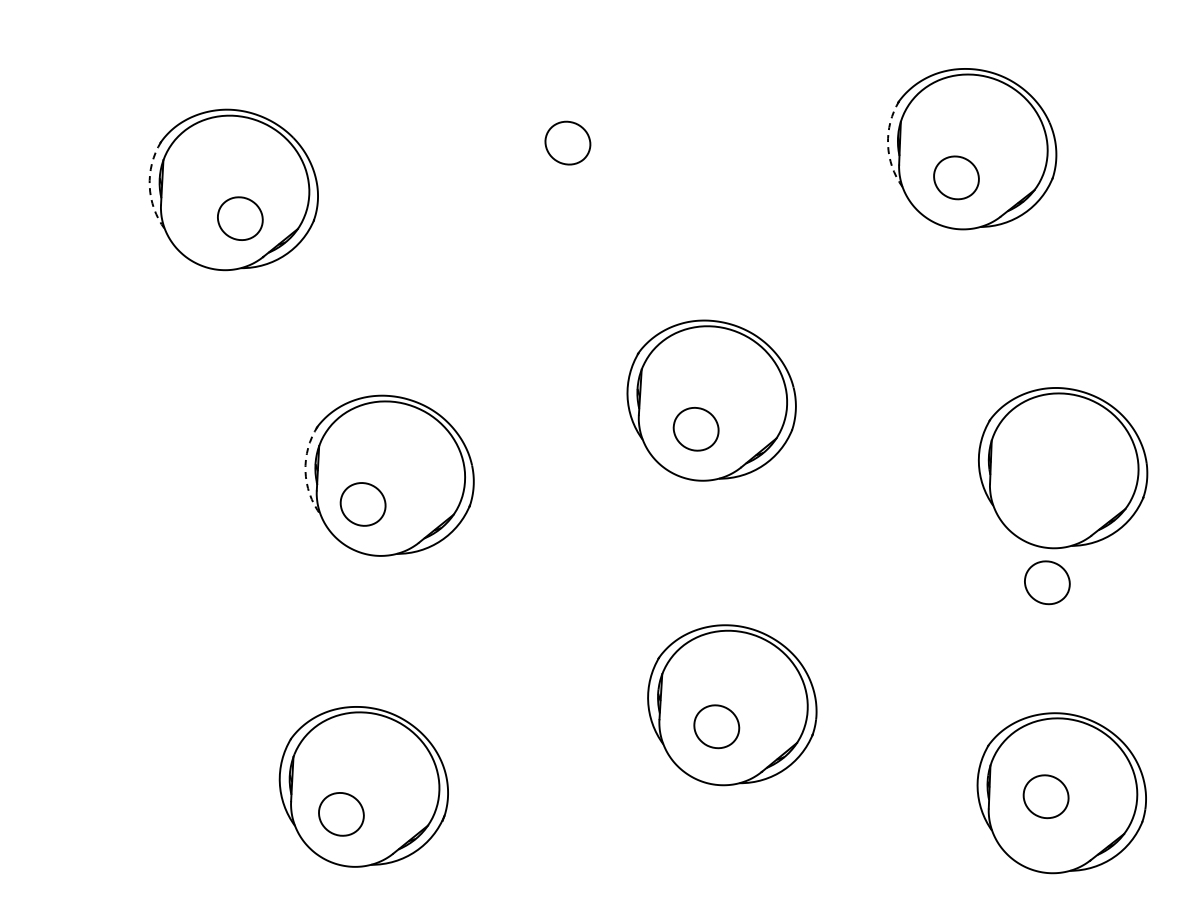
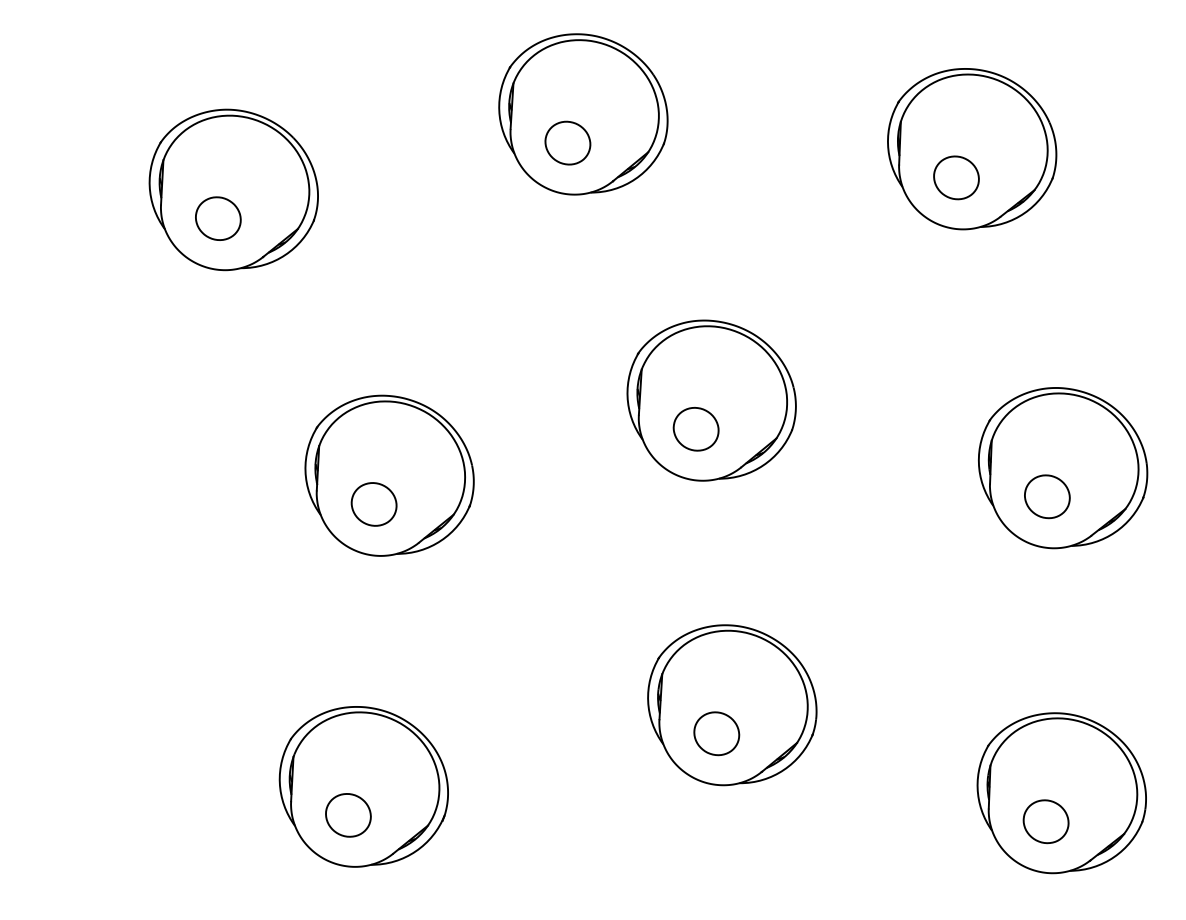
part: none -> present (583, 114)
arc: dashed -> solid (888, 144)
arc: dashed -> solid (149, 186)
part position: (240, 218) -> (218, 218) (218, 218)
arc: dashed -> solid (305, 471)
part position: (362, 504) -> (373, 504) (373, 504)
part position: (1047, 582) -> (1047, 496) (1047, 496)
part position: (716, 726) -> (716, 733) (716, 733)
part position: (1045, 796) -> (1045, 821) (1045, 821)
part position: (341, 814) -> (348, 815) (348, 815)
